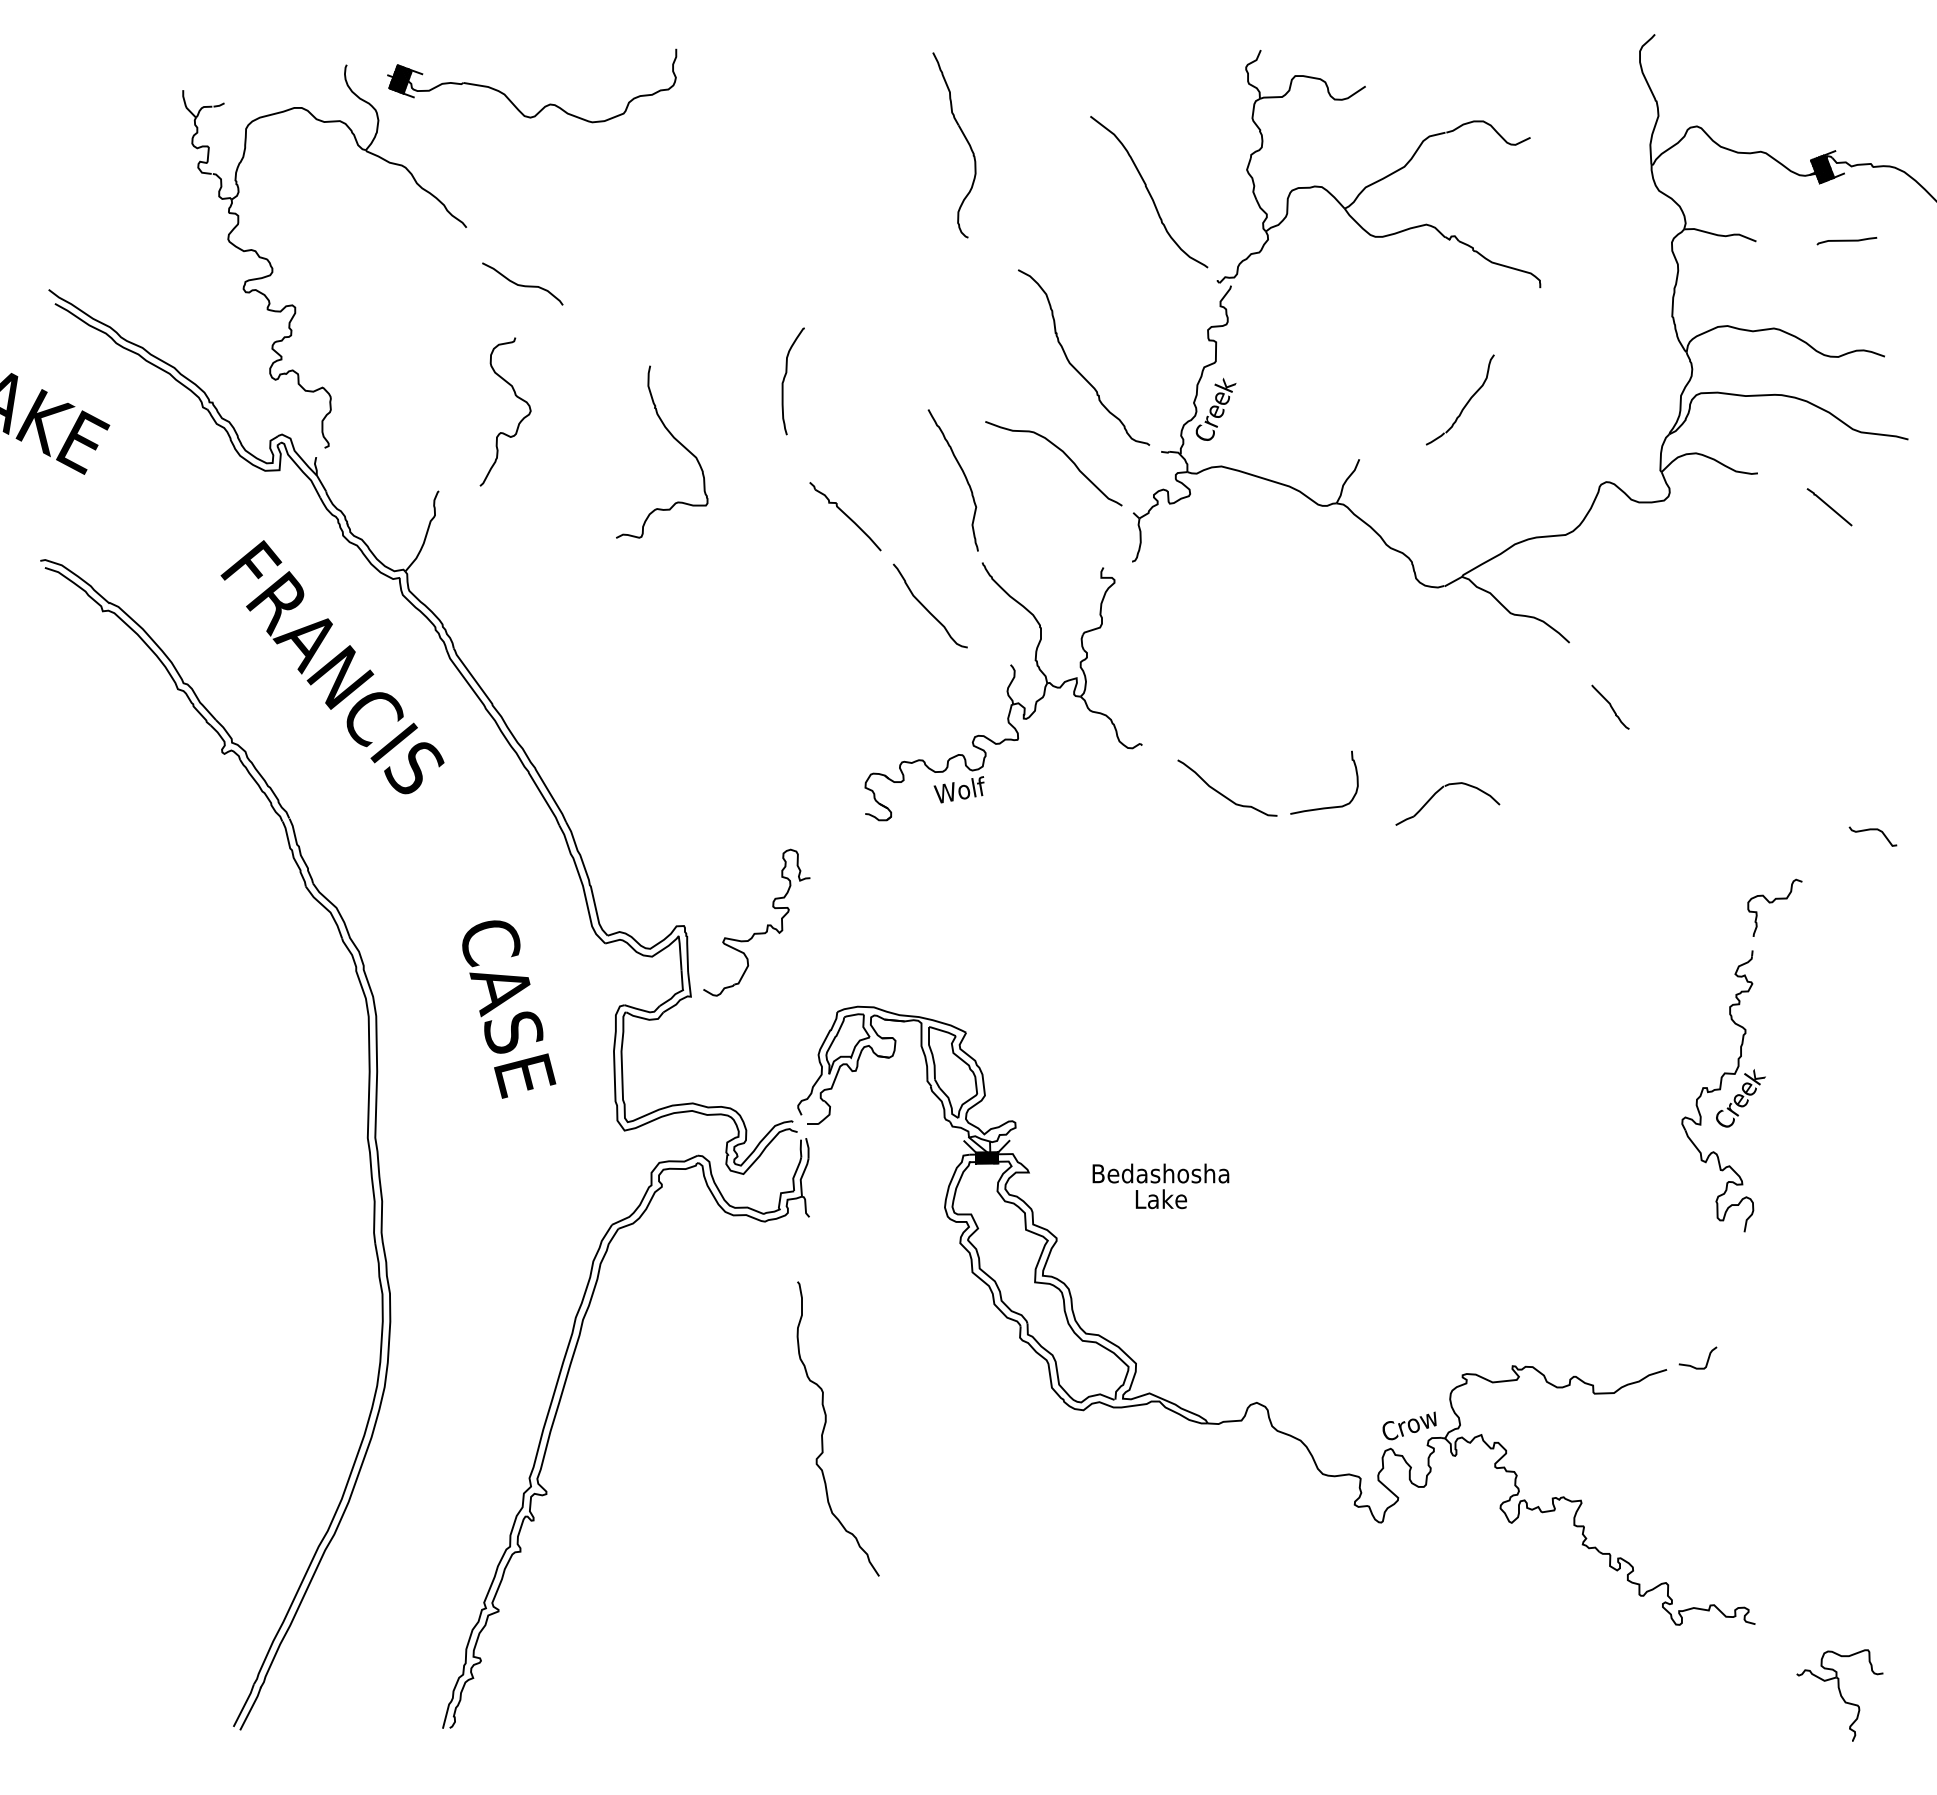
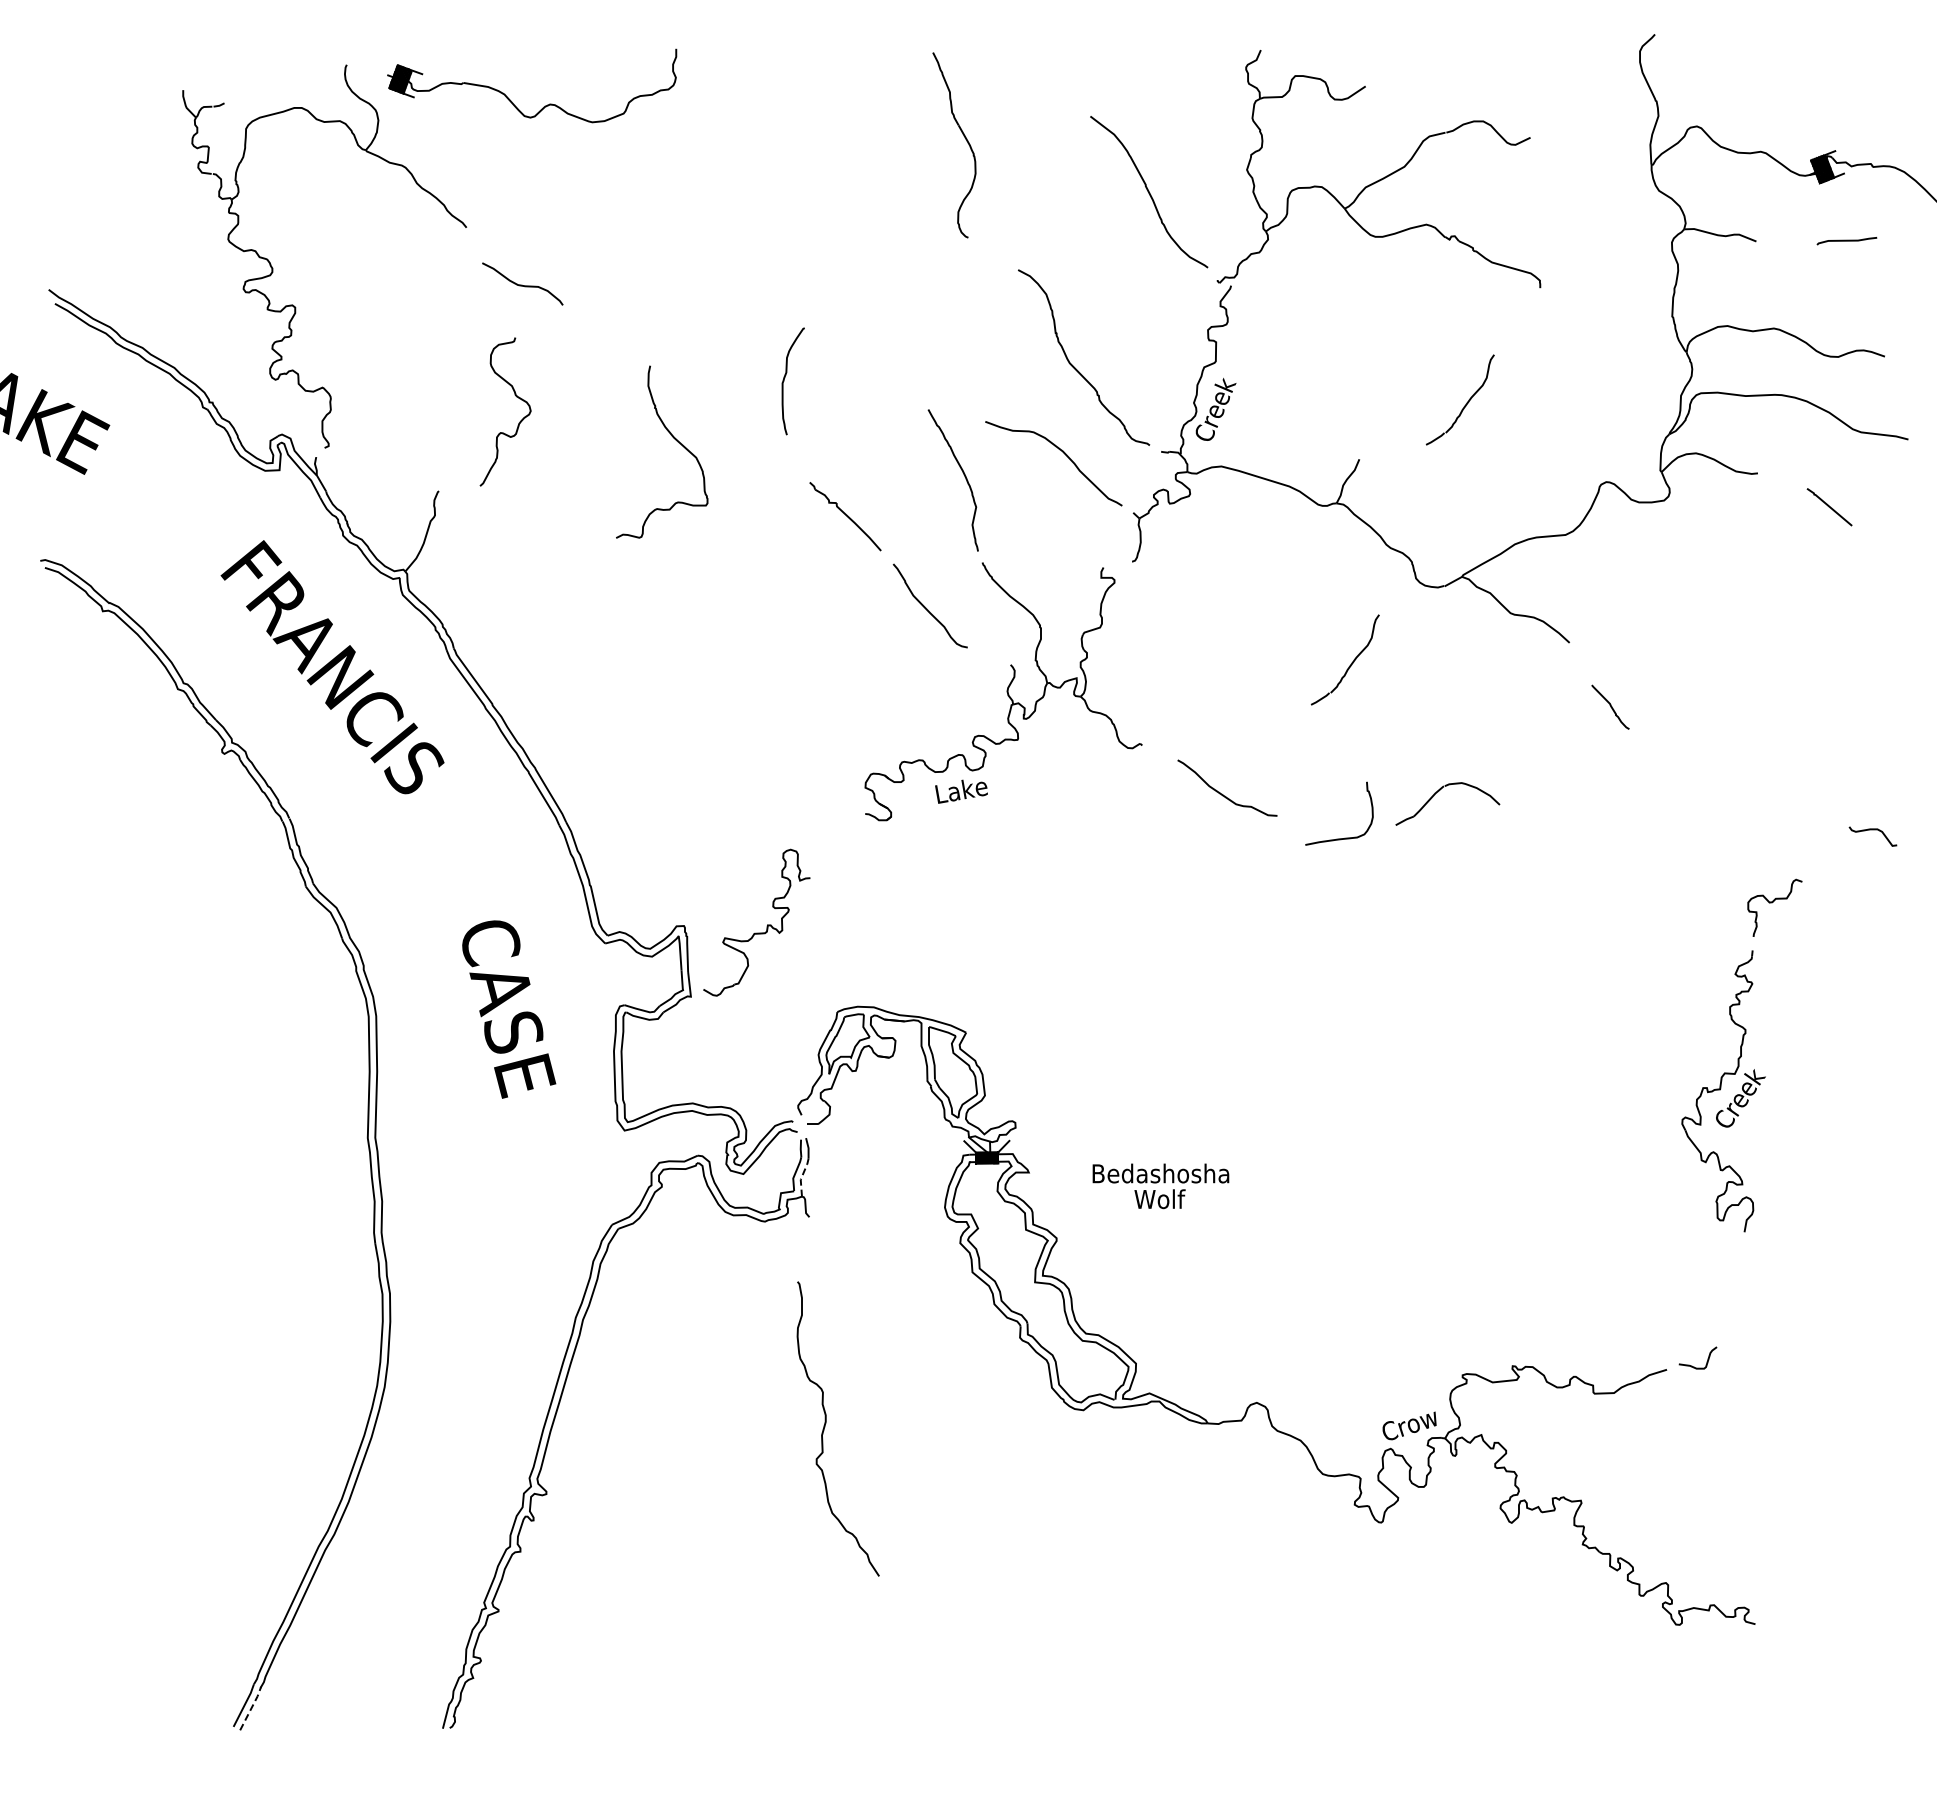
part: none -> present (1351, 662)
text: Wolf -> Lake (960, 789)
curve position: (1329, 806) -> (1344, 837) (1344, 837)
line: solid -> dashed (801, 1176)
text: Lake -> Wolf (1160, 1199)
part: present -> none (1839, 1695)
line: solid -> dashed (251, 1708)
